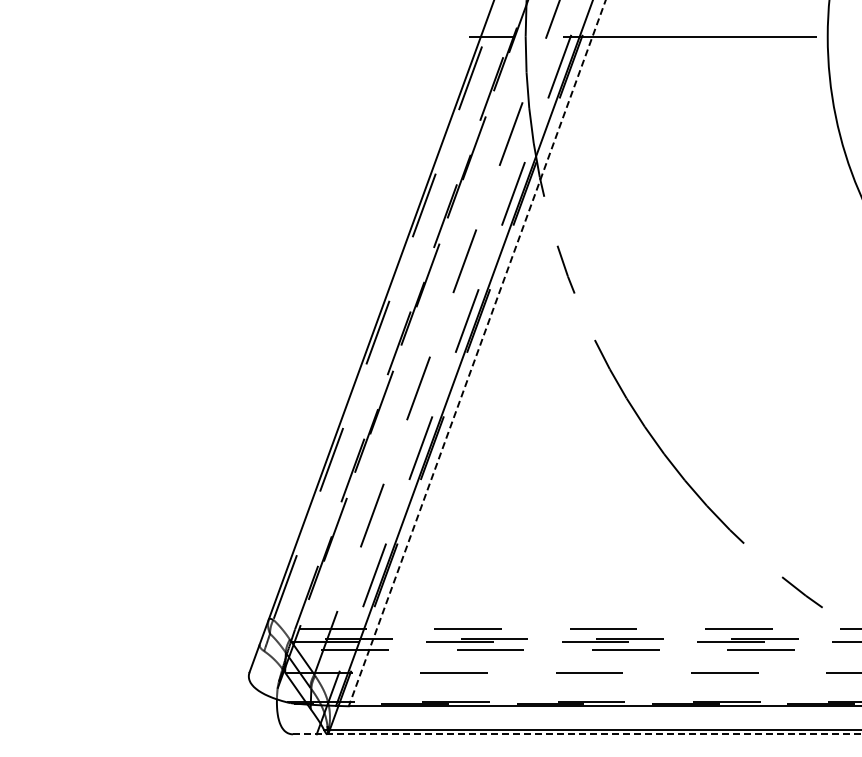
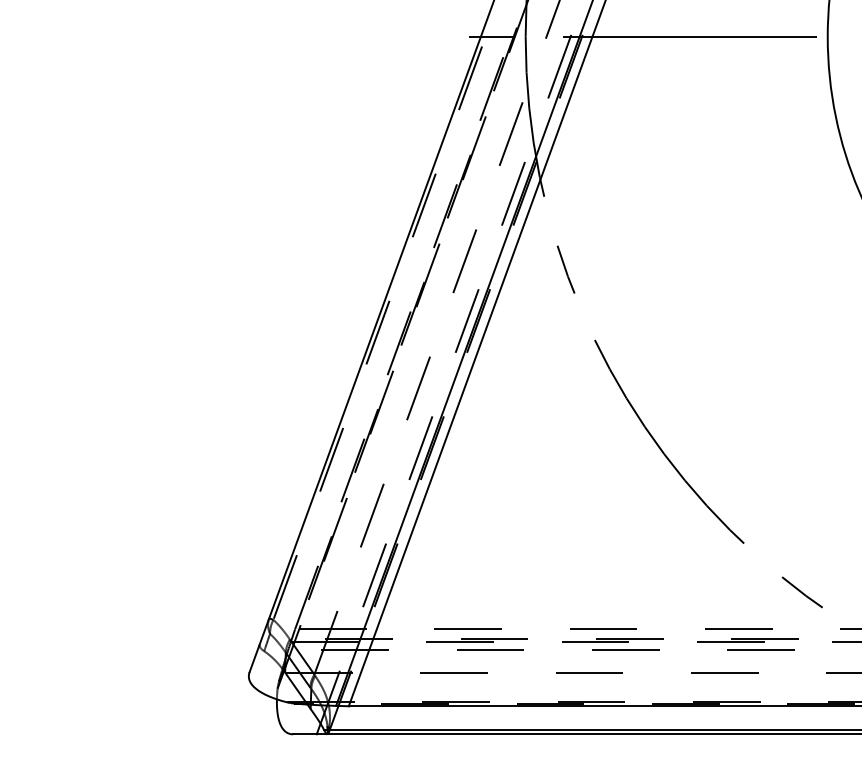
line: dashed -> solid (477, 353)
line: dashed -> solid (577, 734)
